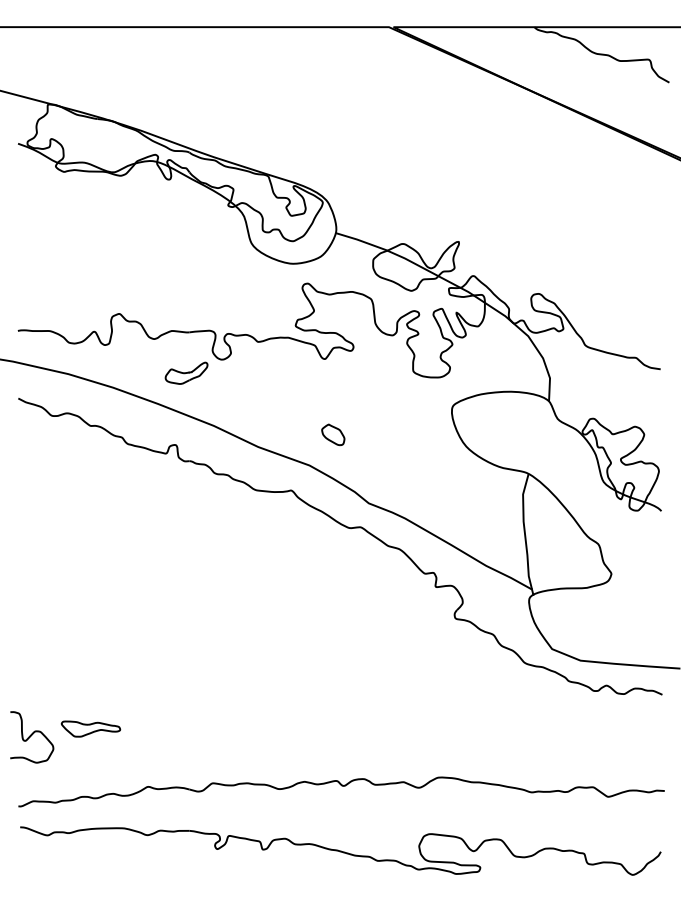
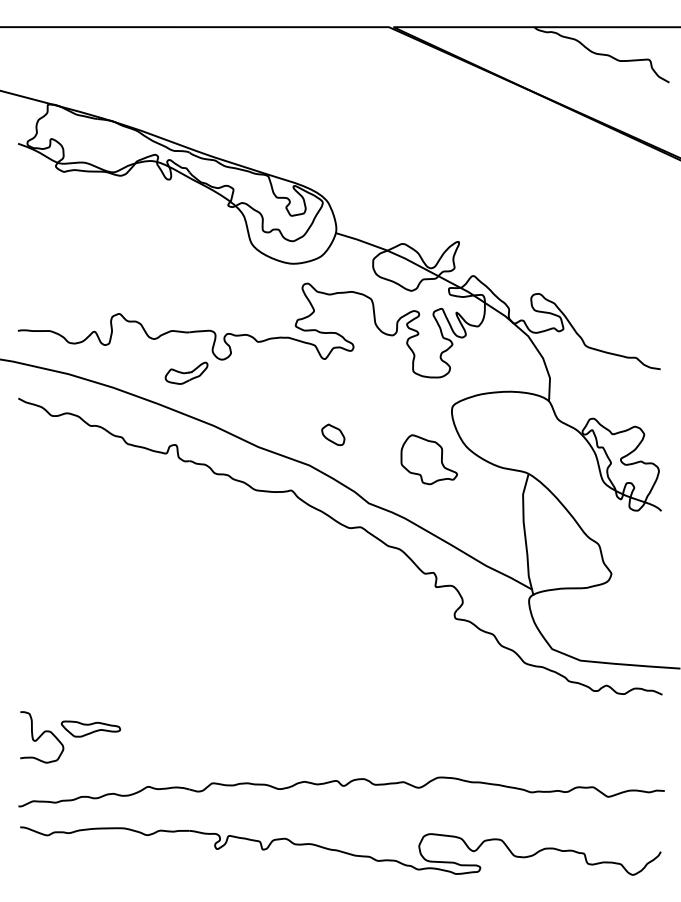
part: none -> present (428, 459)
curve position: (31, 736) -> (41, 736) (41, 736)
